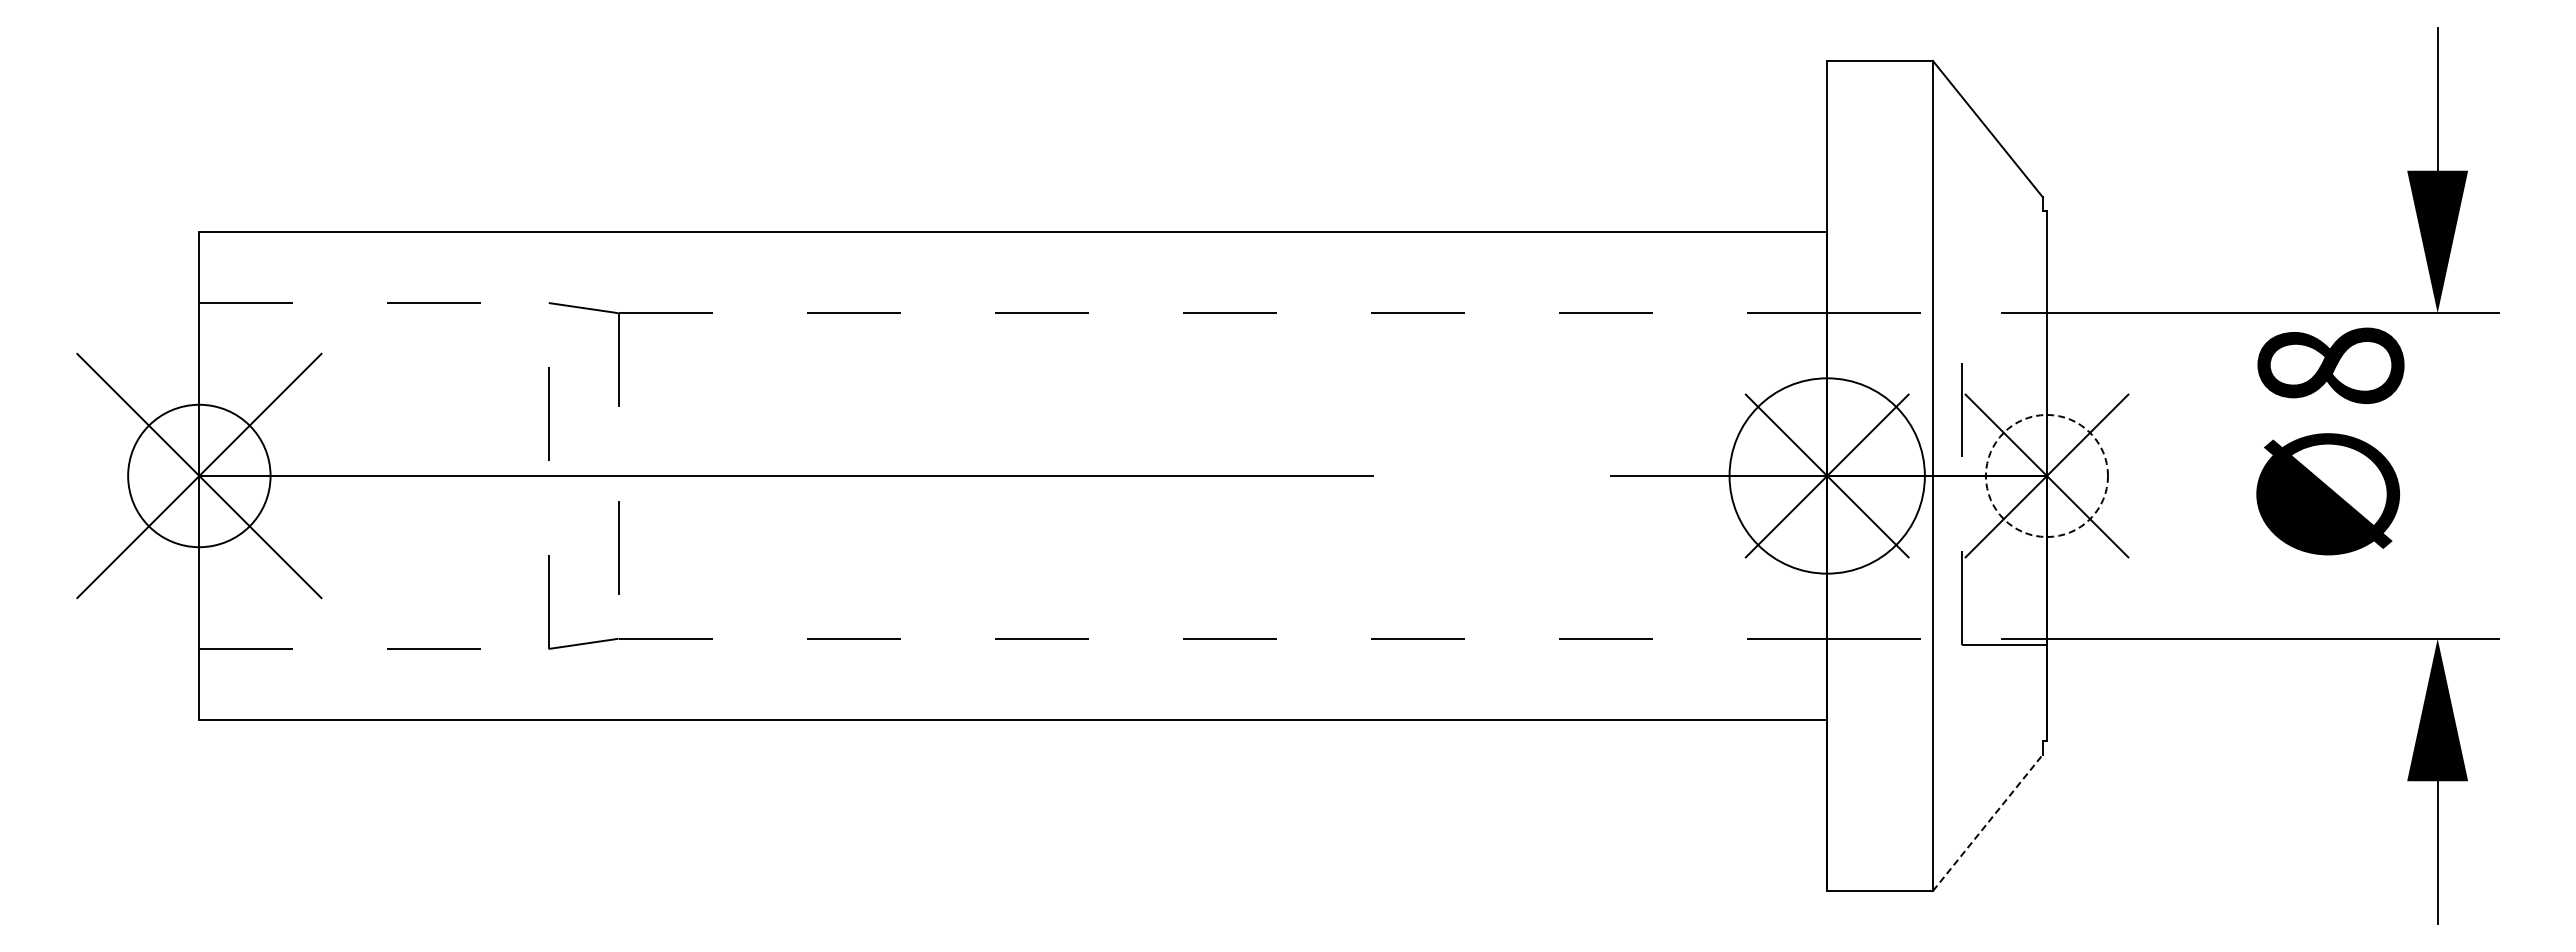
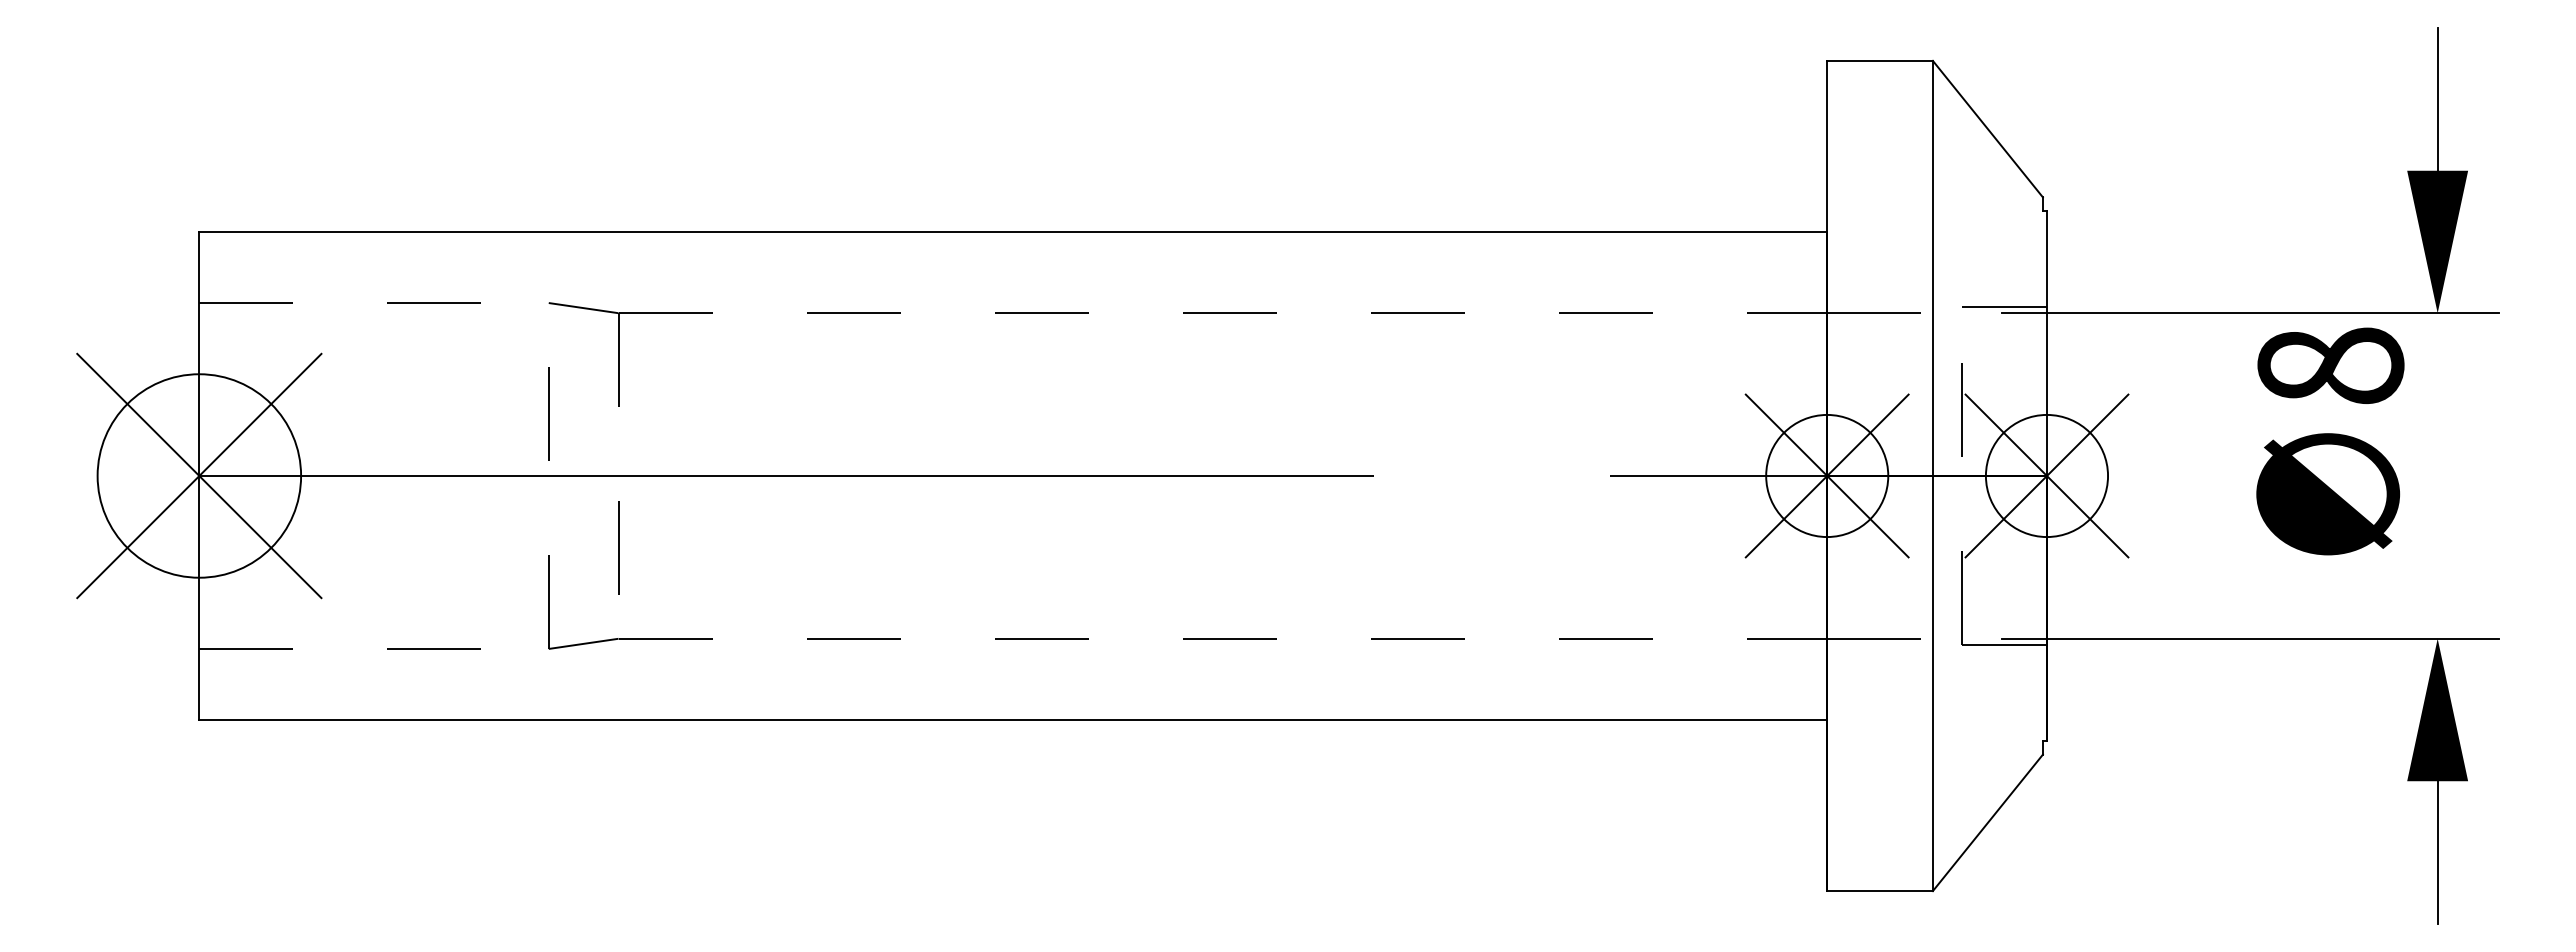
line: none -> present (2003, 307)
circle diameter: 142 px -> 203 px (199, 475)
circle diameter: 195 px -> 122 px (1827, 475)
circle: dashed -> solid (2046, 475)
line: dashed -> solid (1987, 822)
